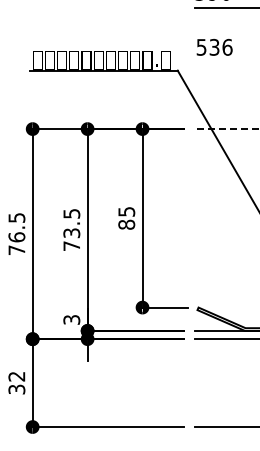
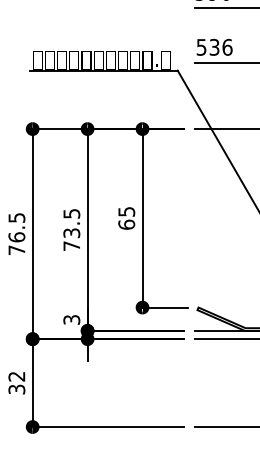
line: none -> present (225, 63)
line: dashed -> solid (226, 129)
text: 85 -> 65 (126, 224)
